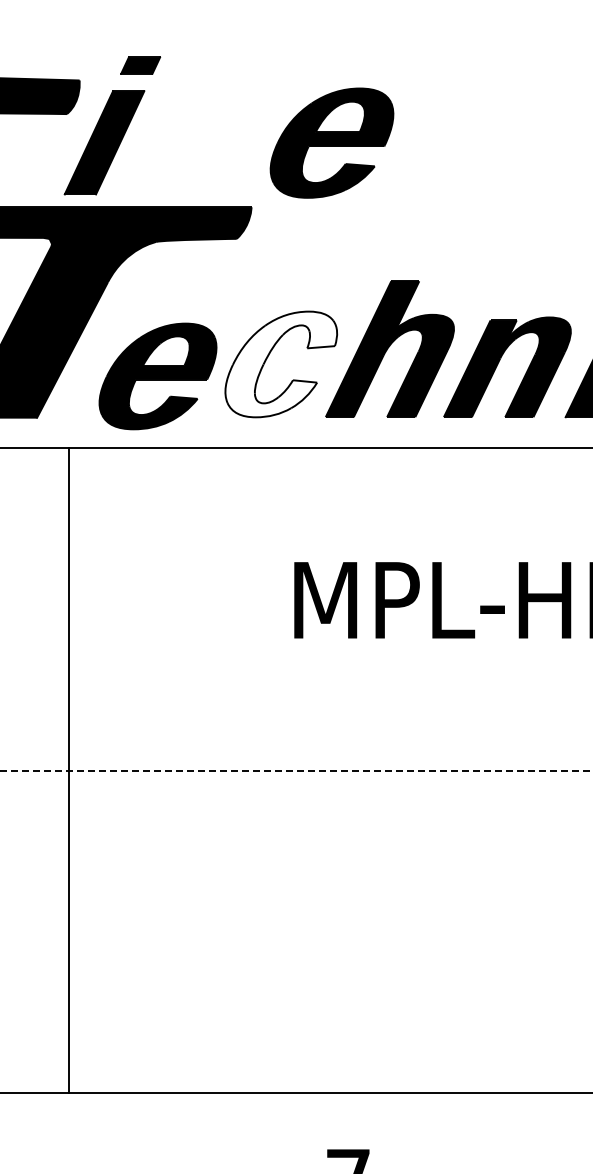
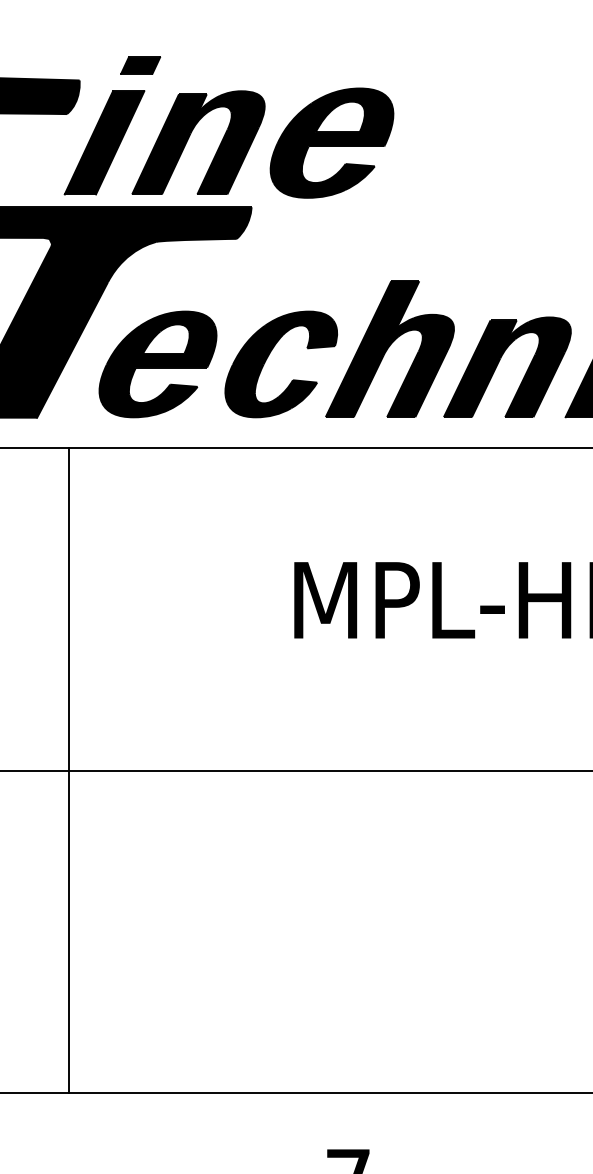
part: none -> present (189, 138)
fill: none -> present (281, 364)
part position: (157, 376) -> (157, 364) (157, 364)
line: dashed -> solid (296, 770)
